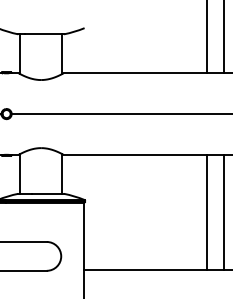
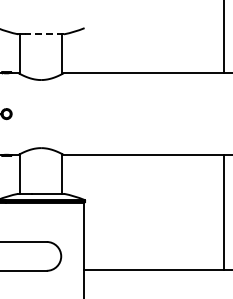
line: solid -> dashed (44, 34)
line: present -> none (207, 37)
line: present -> none (120, 114)
line: present -> none (207, 211)
